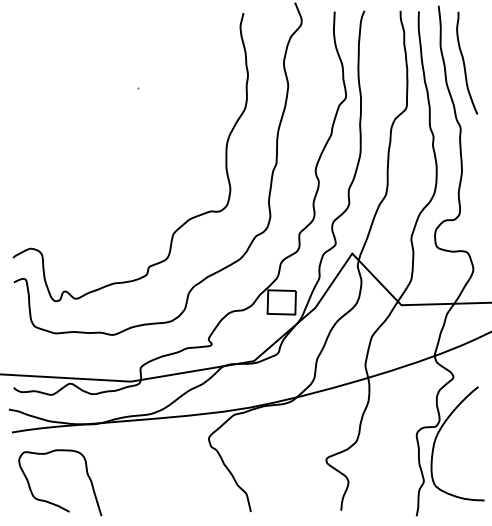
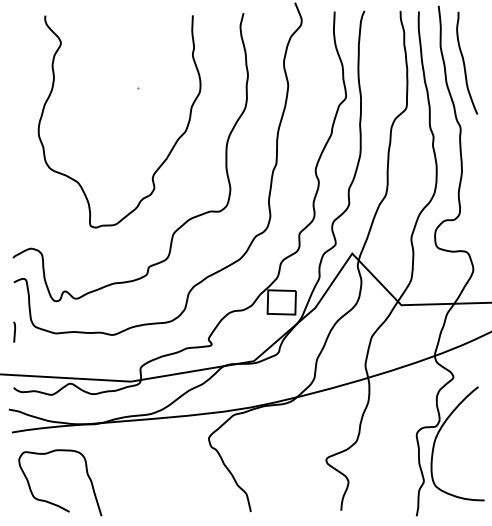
curve: none -> present (169, 151)
line: none -> present (14, 331)
